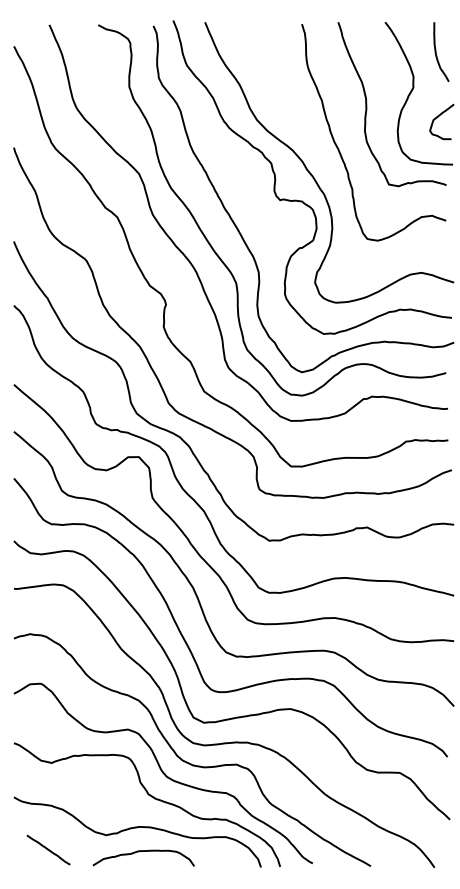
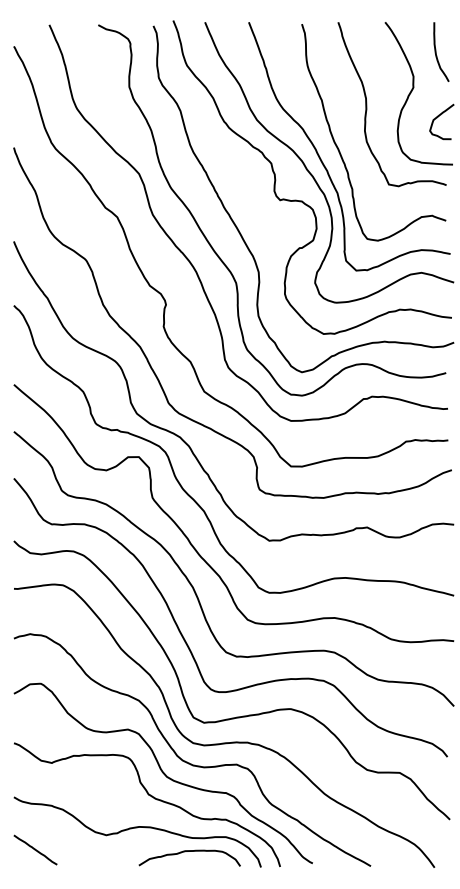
curve: none -> present (322, 160)
line position: (48, 849) -> (35, 849) (35, 849)
curve position: (143, 851) -> (189, 851) (189, 851)
